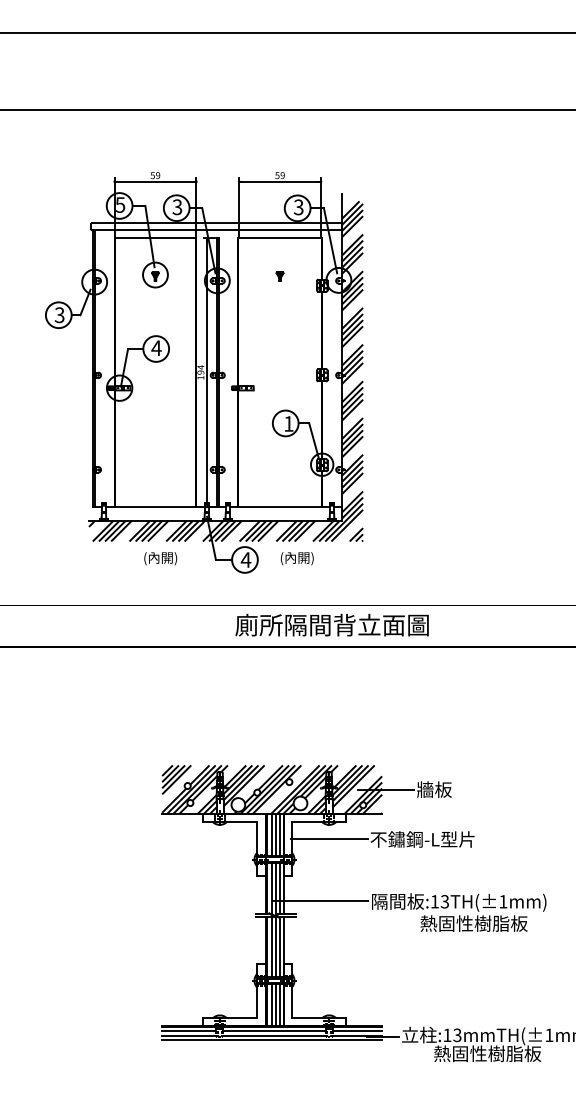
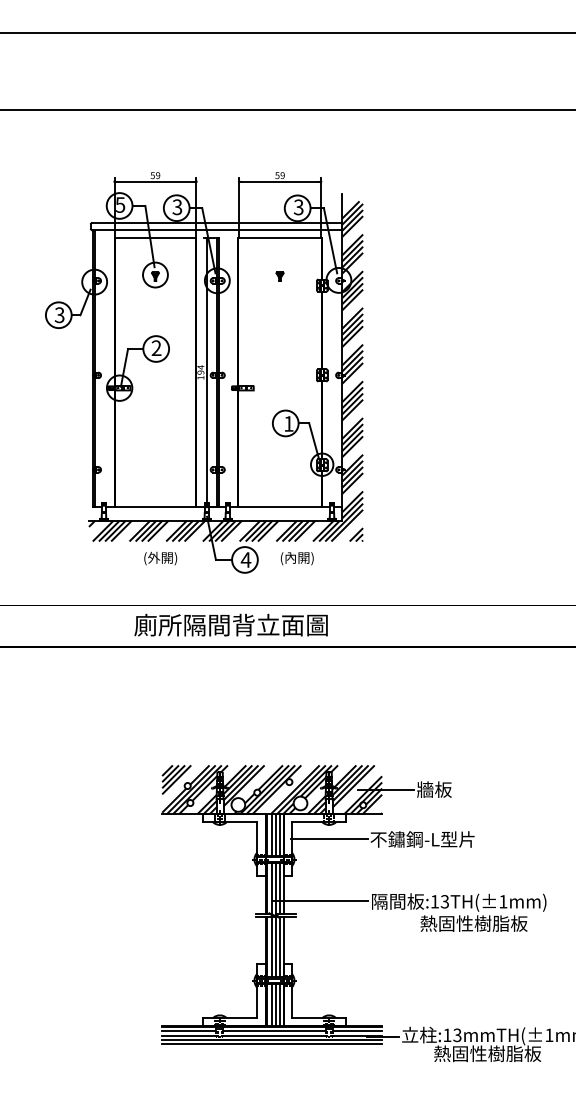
text: 4 -> 2 (156, 347)
text: (內開) -> (外開) (154, 557)
text position: (331, 624) -> (230, 624) (230, 624)
line: none -> present (272, 1044)
